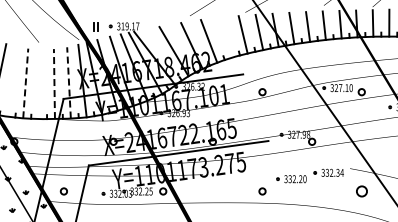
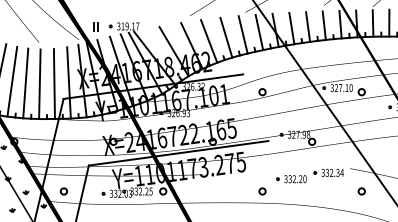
line: none -> present (226, 37)
line: none -> present (12, 81)
line: dashed -> solid (69, 82)
line: dashed -> solid (25, 83)
line: none -> present (39, 84)
line: dashed -> solid (54, 84)
part size: 12x13 px -> 9x9 px (361, 191)
